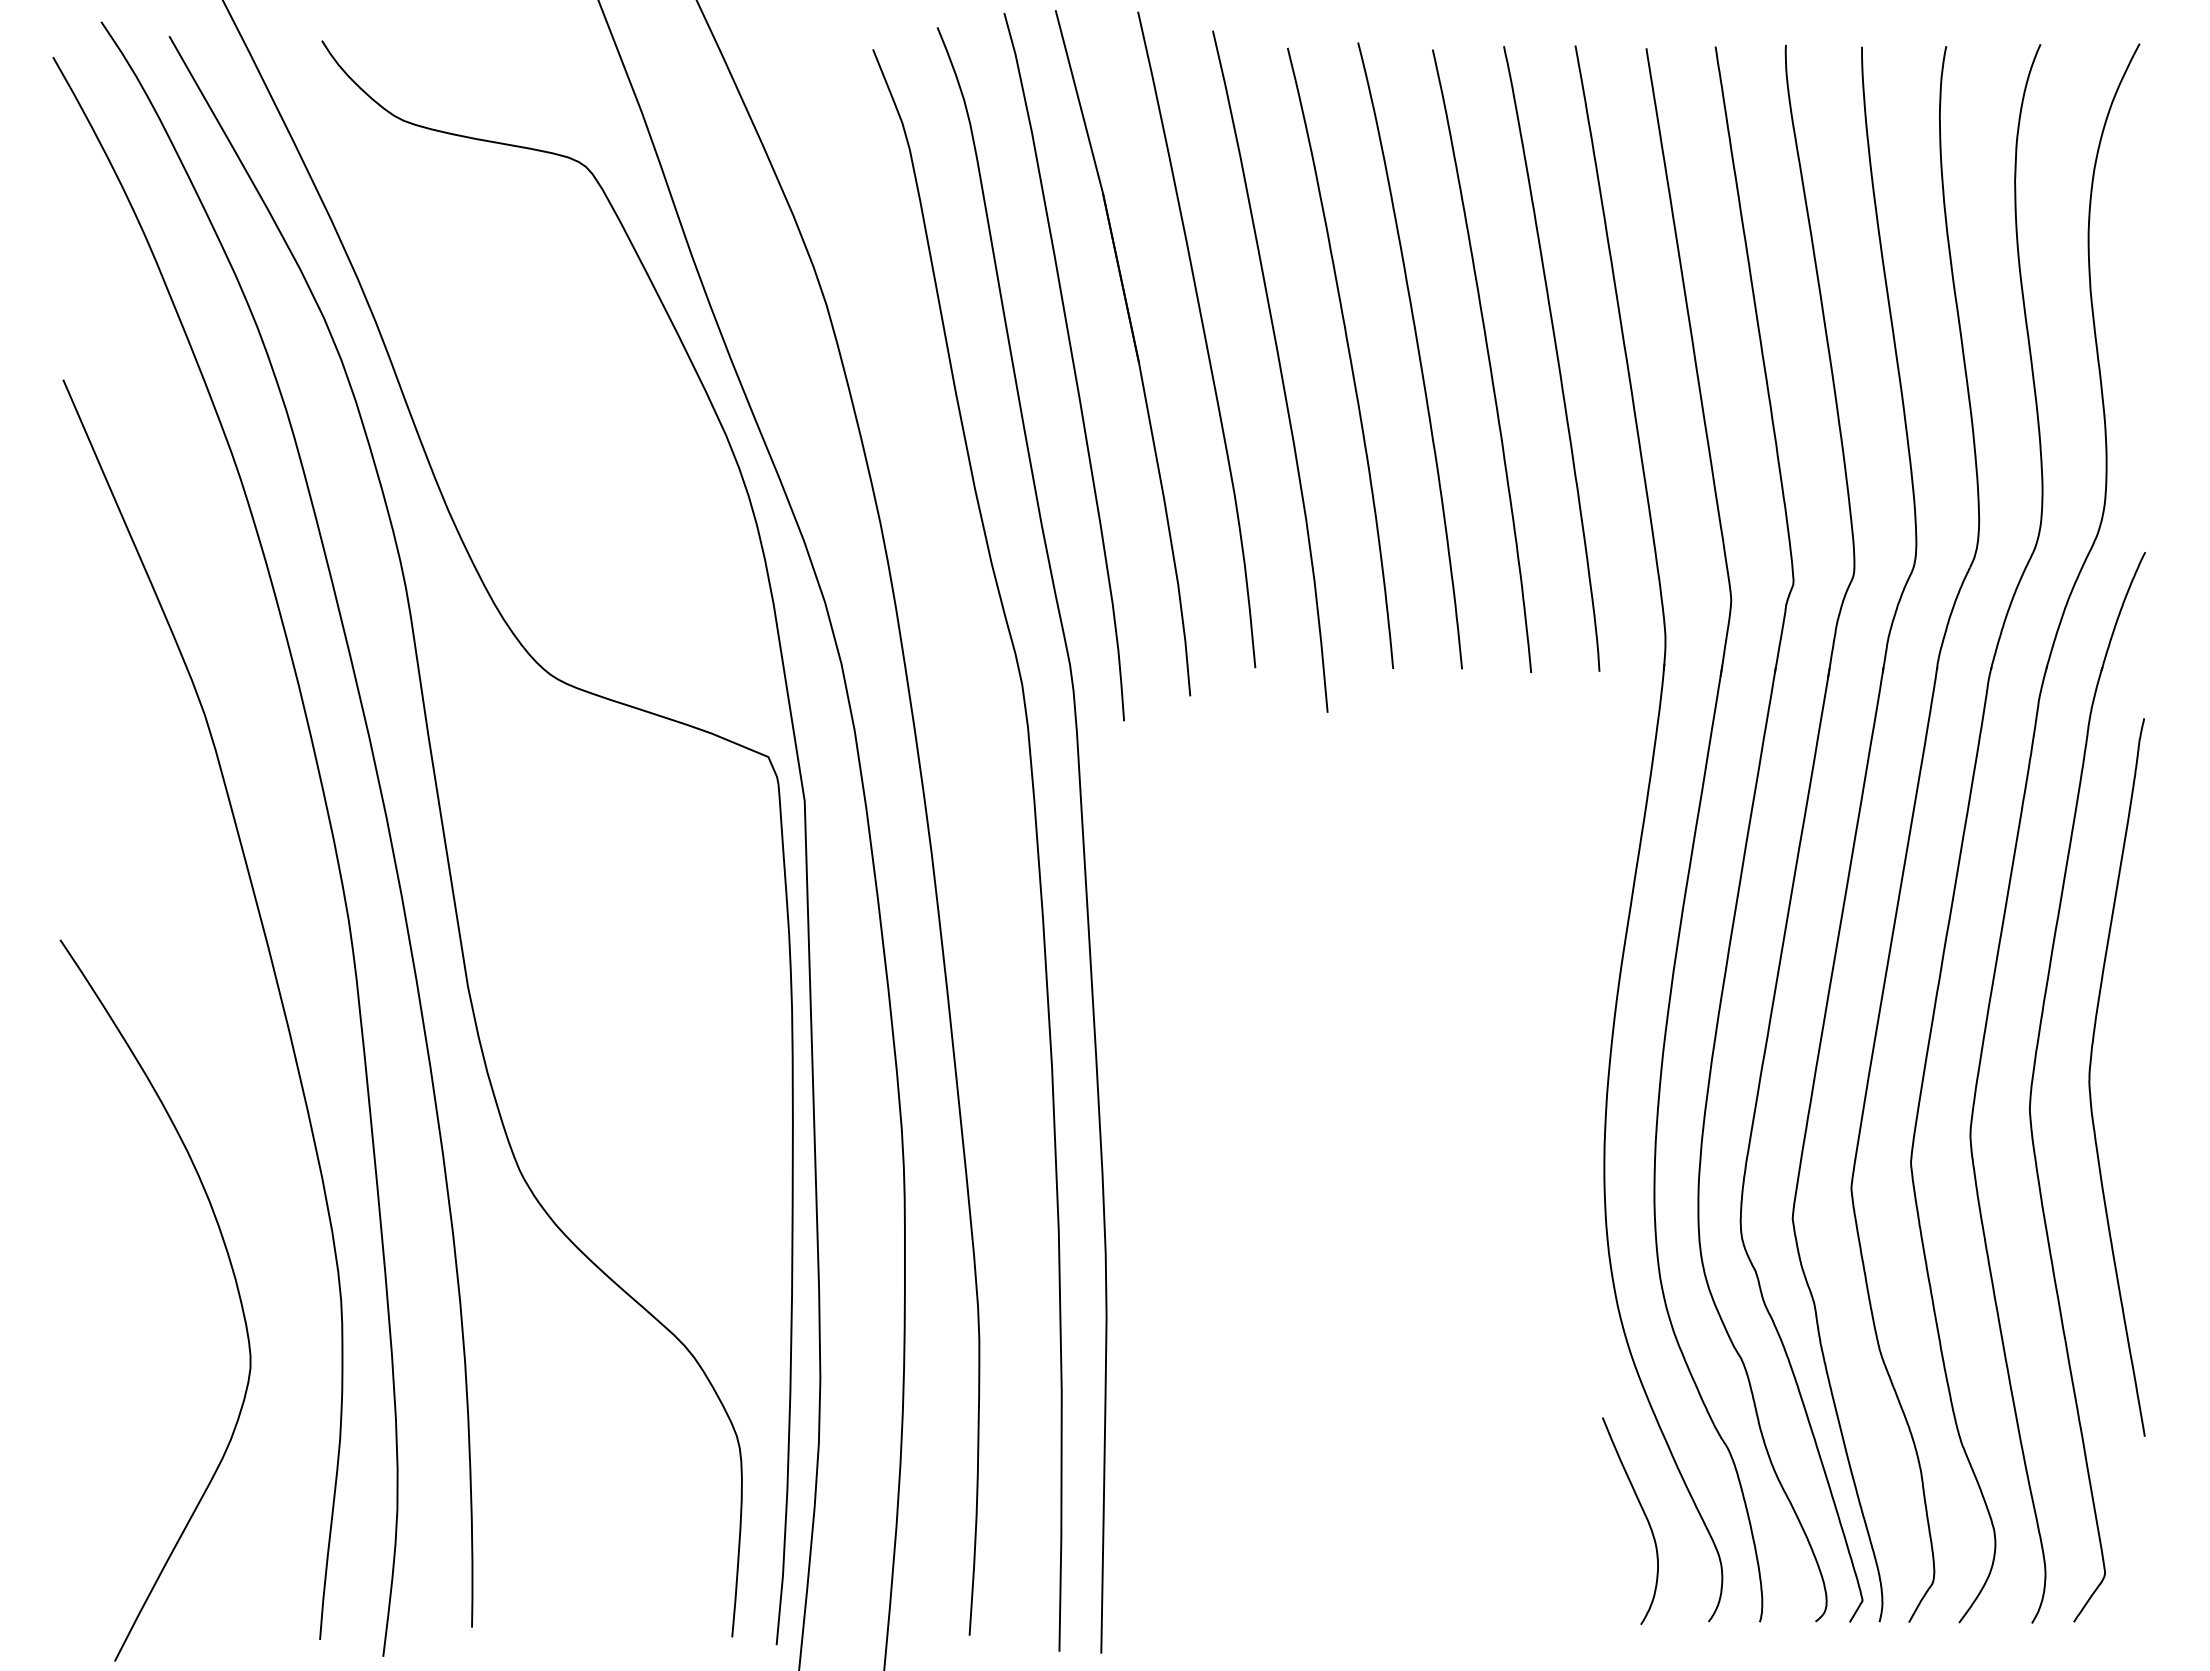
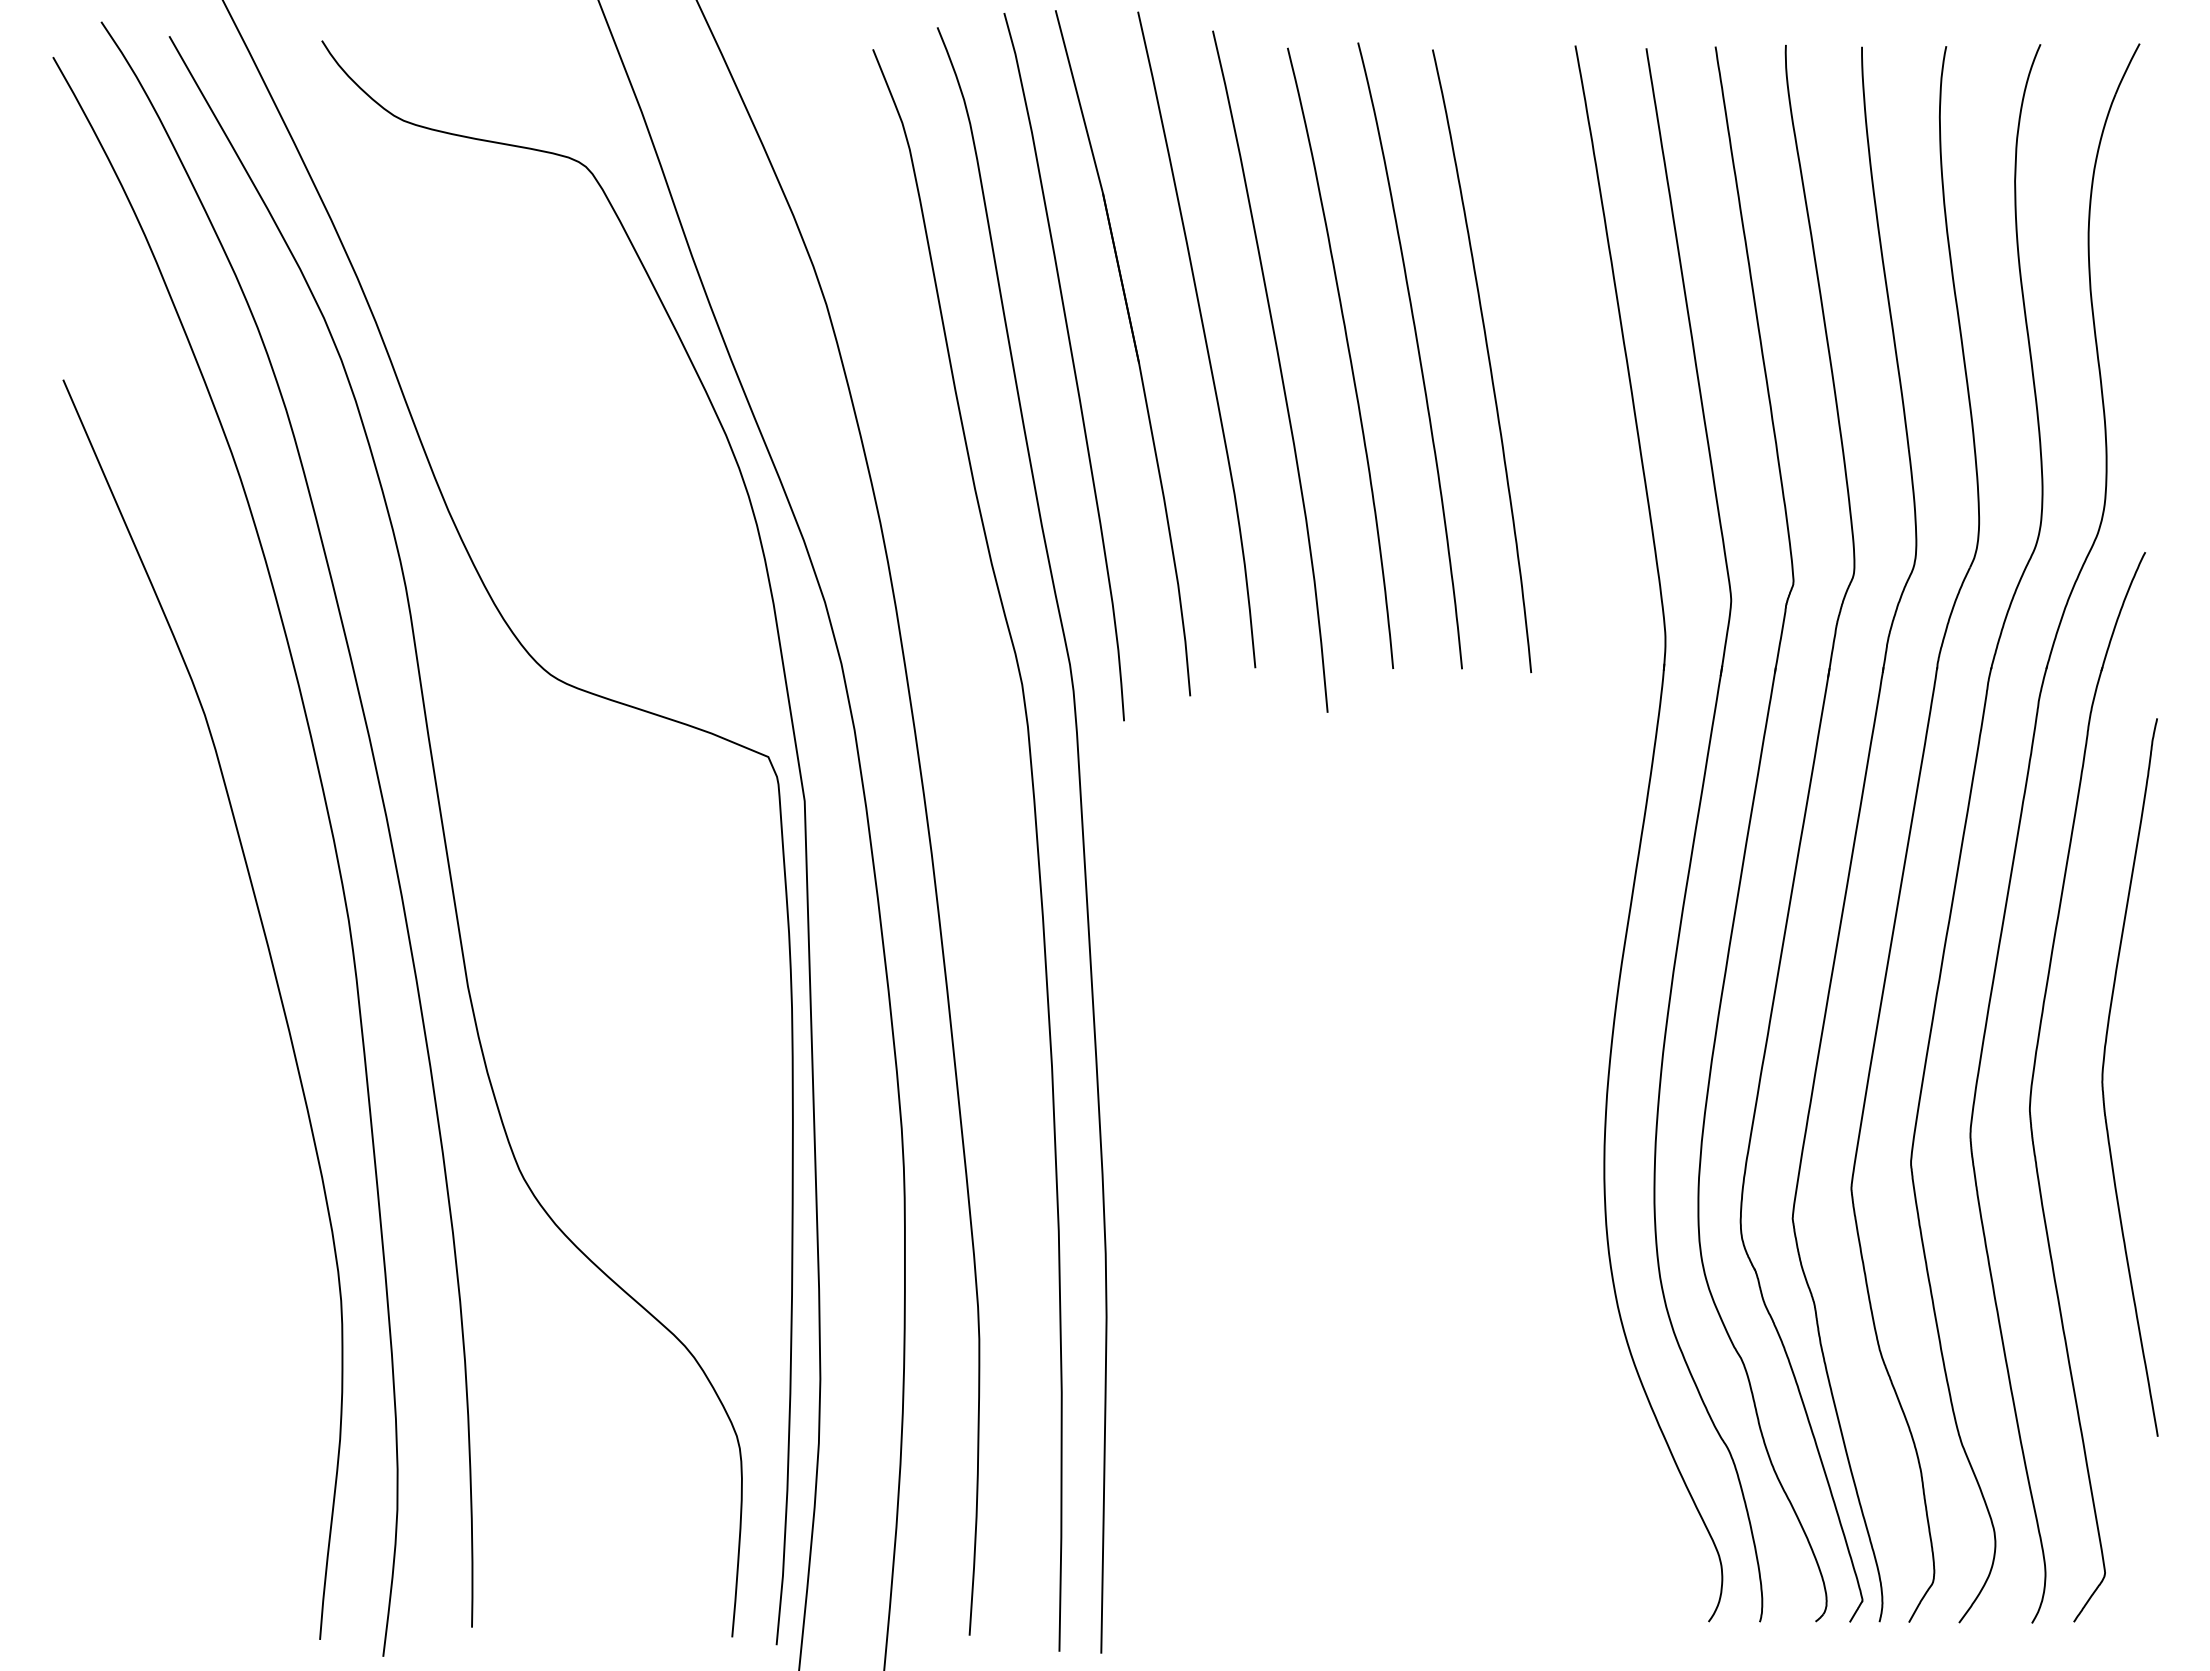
curve: present -> none (1556, 357)
curve position: (2090, 1077) -> (2103, 1077) (2103, 1077)
curve: present -> none (233, 1276)
curve: present -> none (1643, 1513)
